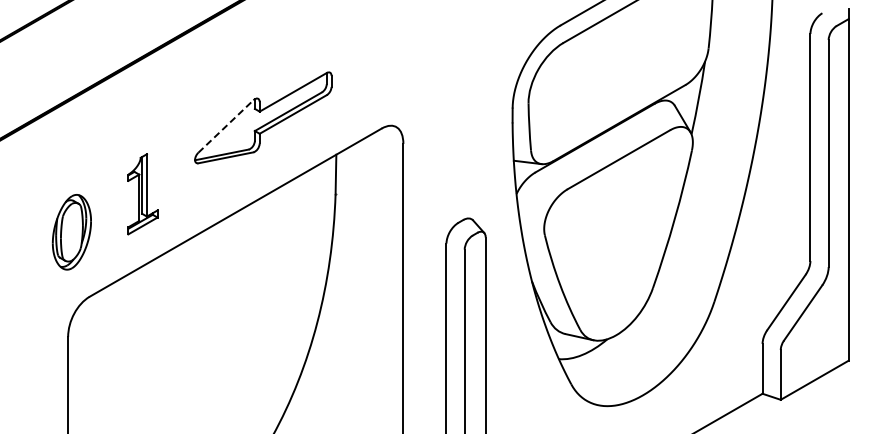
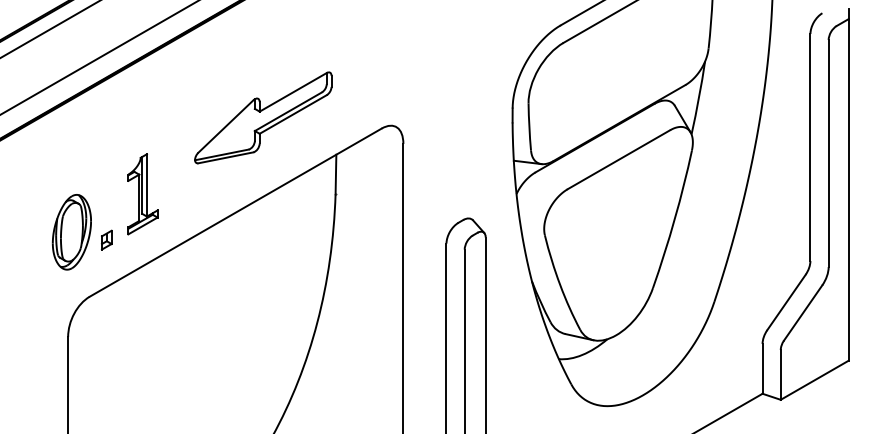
line: none -> present (49, 29)
line: none -> present (98, 57)
line: dashed -> solid (226, 126)
part: none -> present (106, 239)
